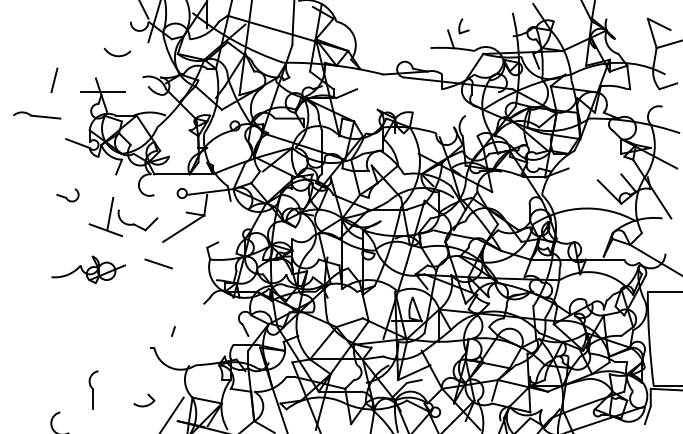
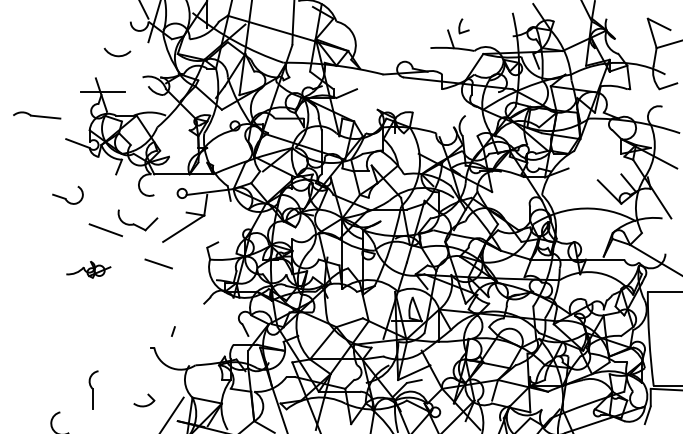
line: present -> none (54, 80)
part size: 24x15 px -> 32x19 px (67, 195)
line: present -> none (110, 213)
part size: 75x30 px -> 46x18 px (88, 269)
